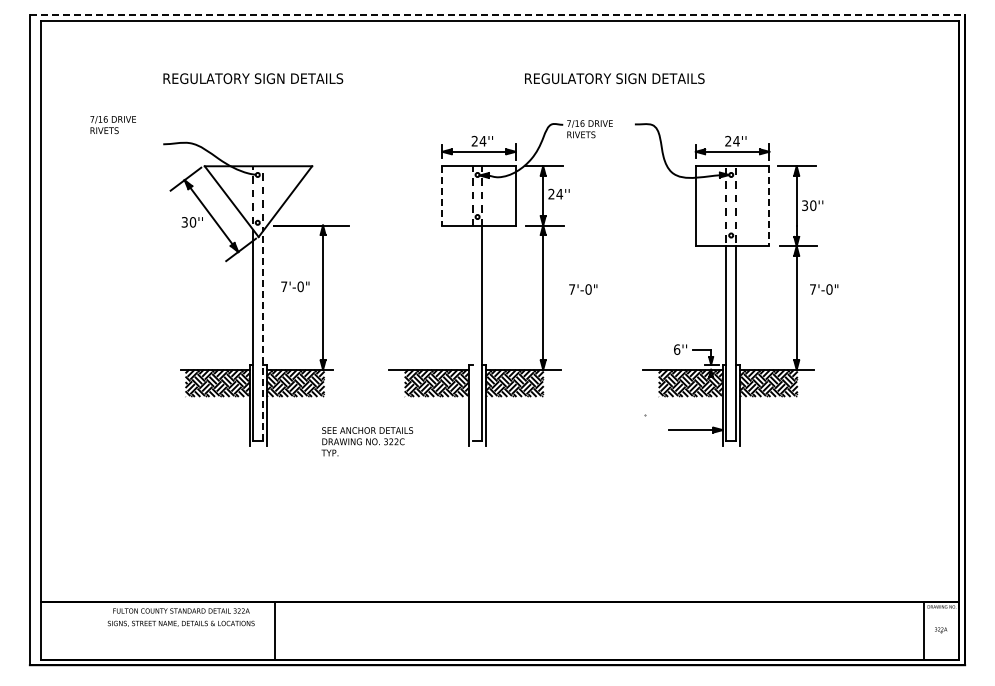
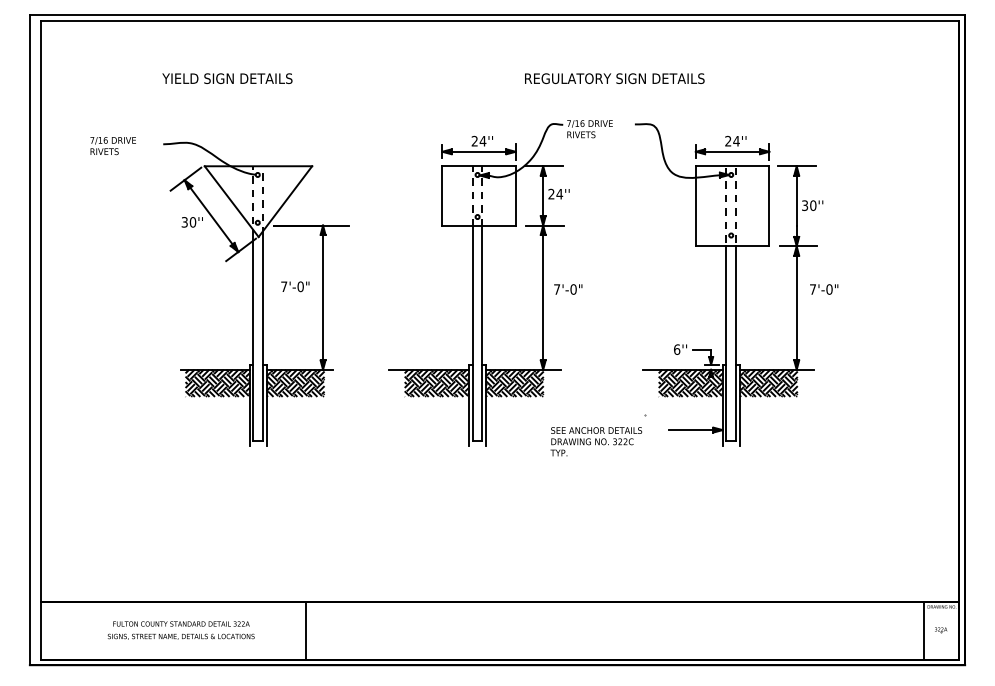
line: dashed -> solid (497, 15)
text: REGULATORY SIGN DETAILS -> YIELD SIGN DETAILS (252, 78)
text position: (112, 125) -> (112, 146) (112, 146)
line: dashed -> solid (442, 195)
line: dashed -> solid (769, 206)
text position: (583, 289) -> (568, 289) (568, 289)
line: none -> present (472, 333)
line: dashed -> solid (262, 336)
text position: (367, 441) -> (596, 441) (596, 441)
text position: (180, 617) -> (180, 630) (180, 630)
line position: (275, 630) -> (306, 630) (306, 630)
